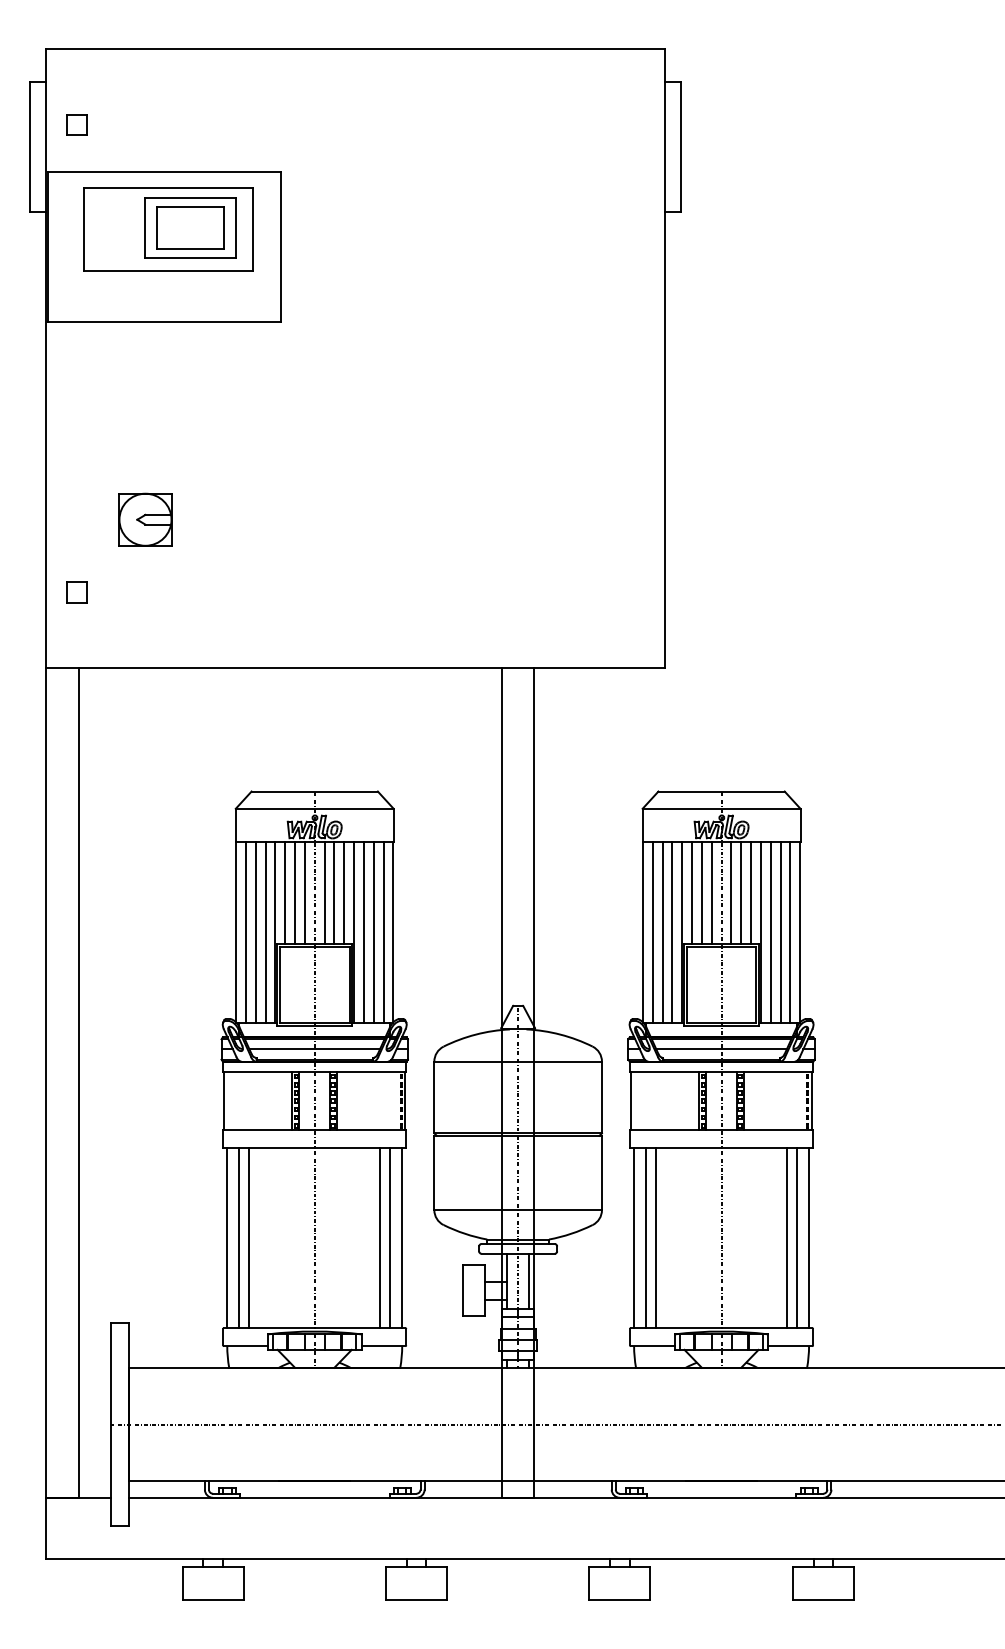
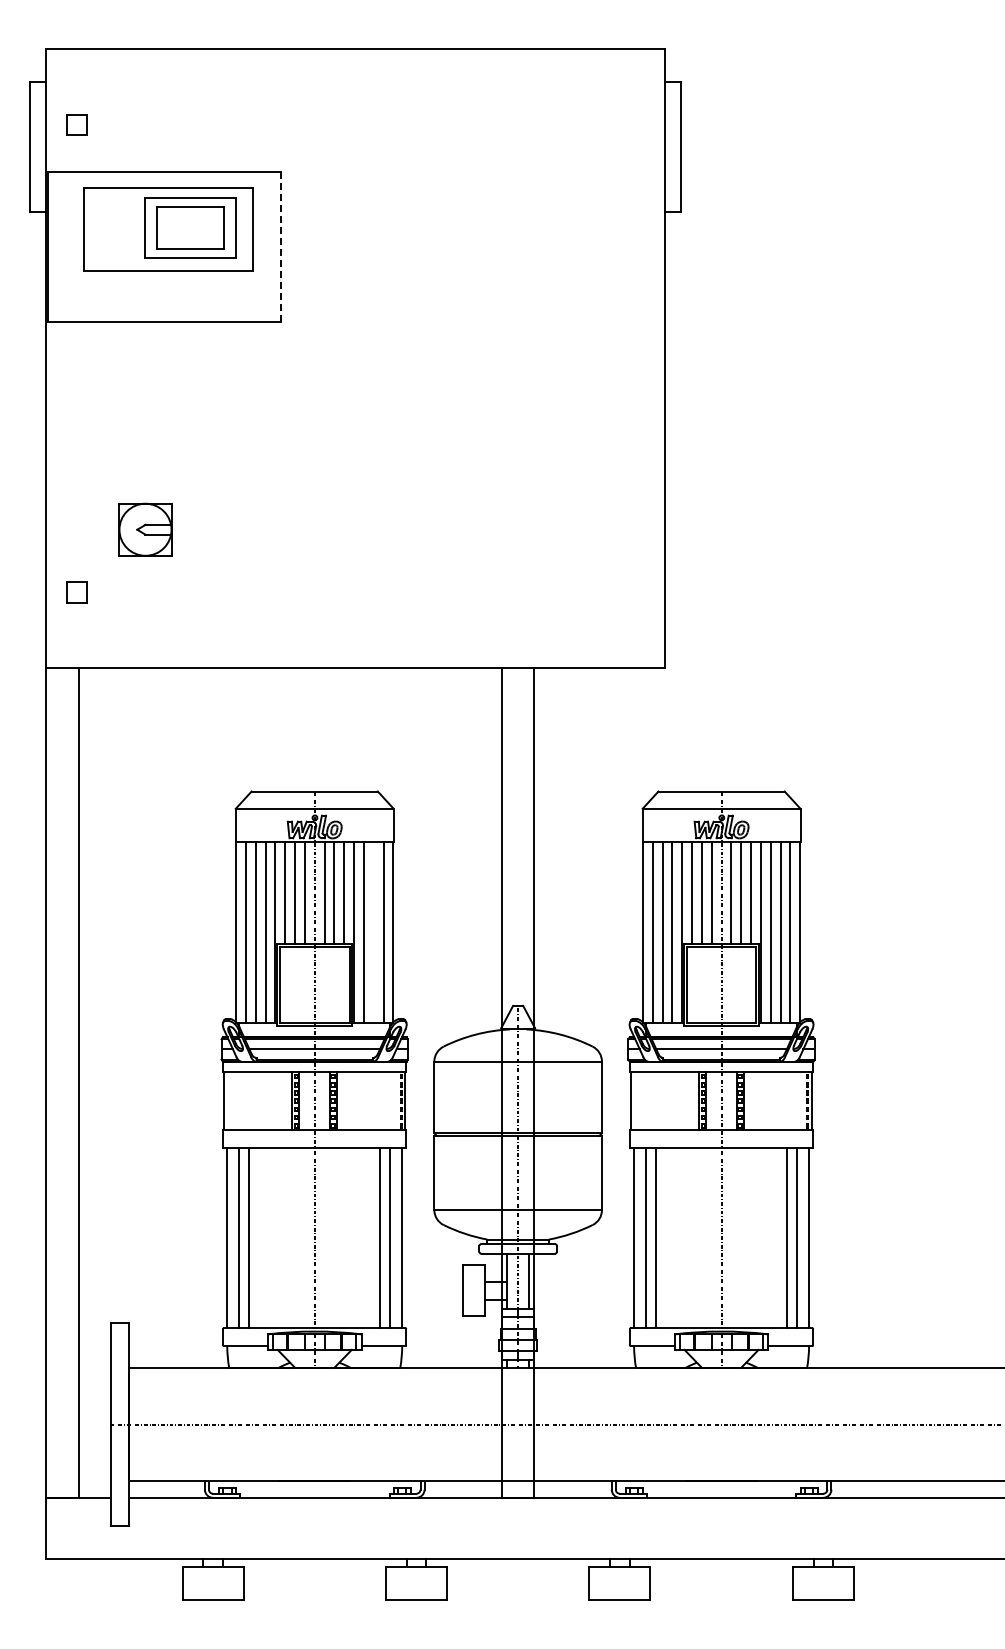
line: solid -> dashed (280, 247)
part position: (145, 519) -> (145, 529) (145, 529)
line: present -> none (373, 932)
